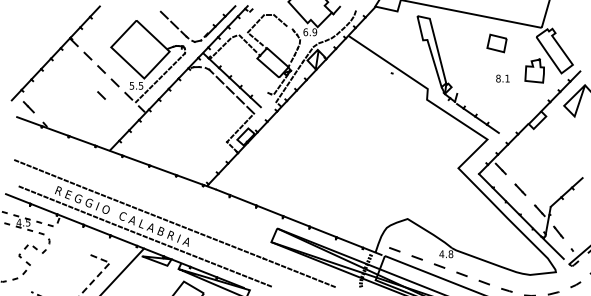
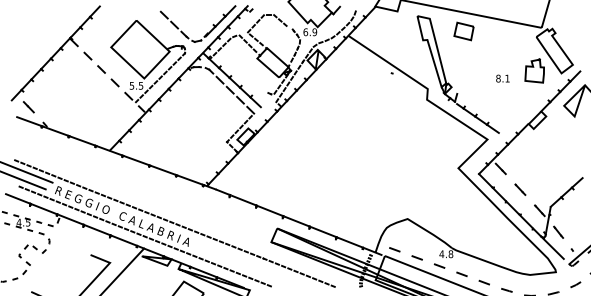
part position: (496, 43) -> (463, 31) (463, 31)
line: present -> none (101, 95)
line: none -> present (27, 172)
line: none -> present (23, 180)
line: dashed -> solid (98, 275)
